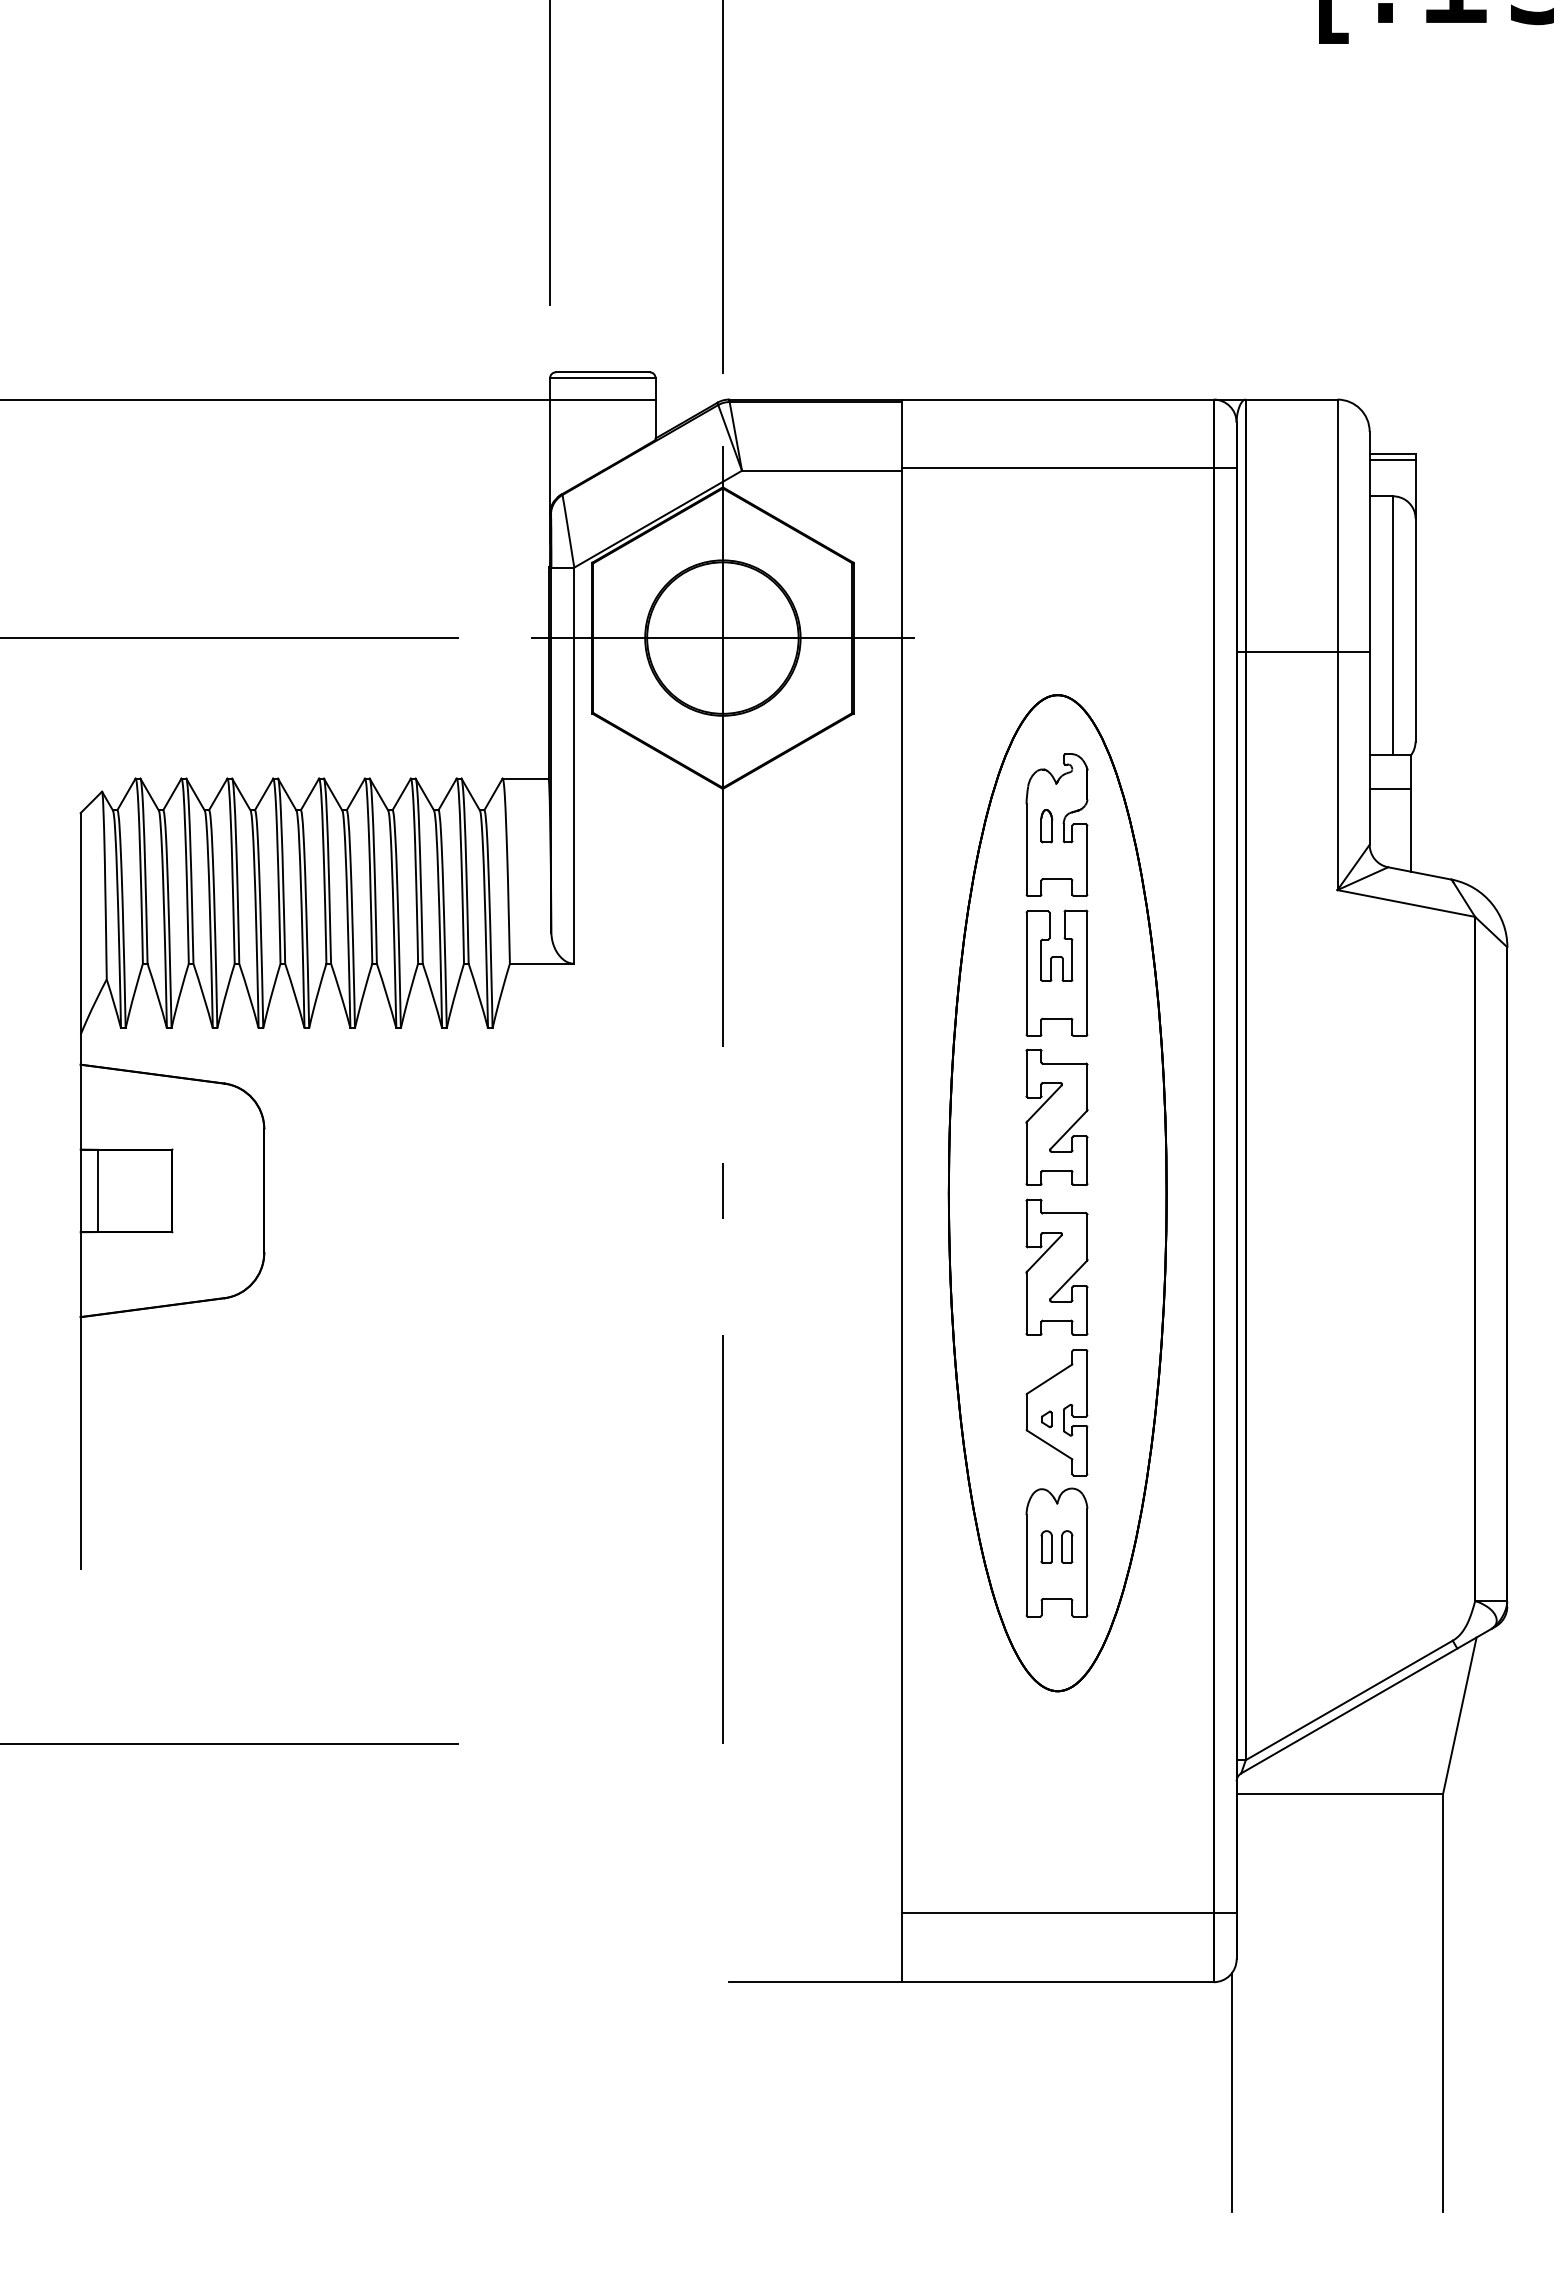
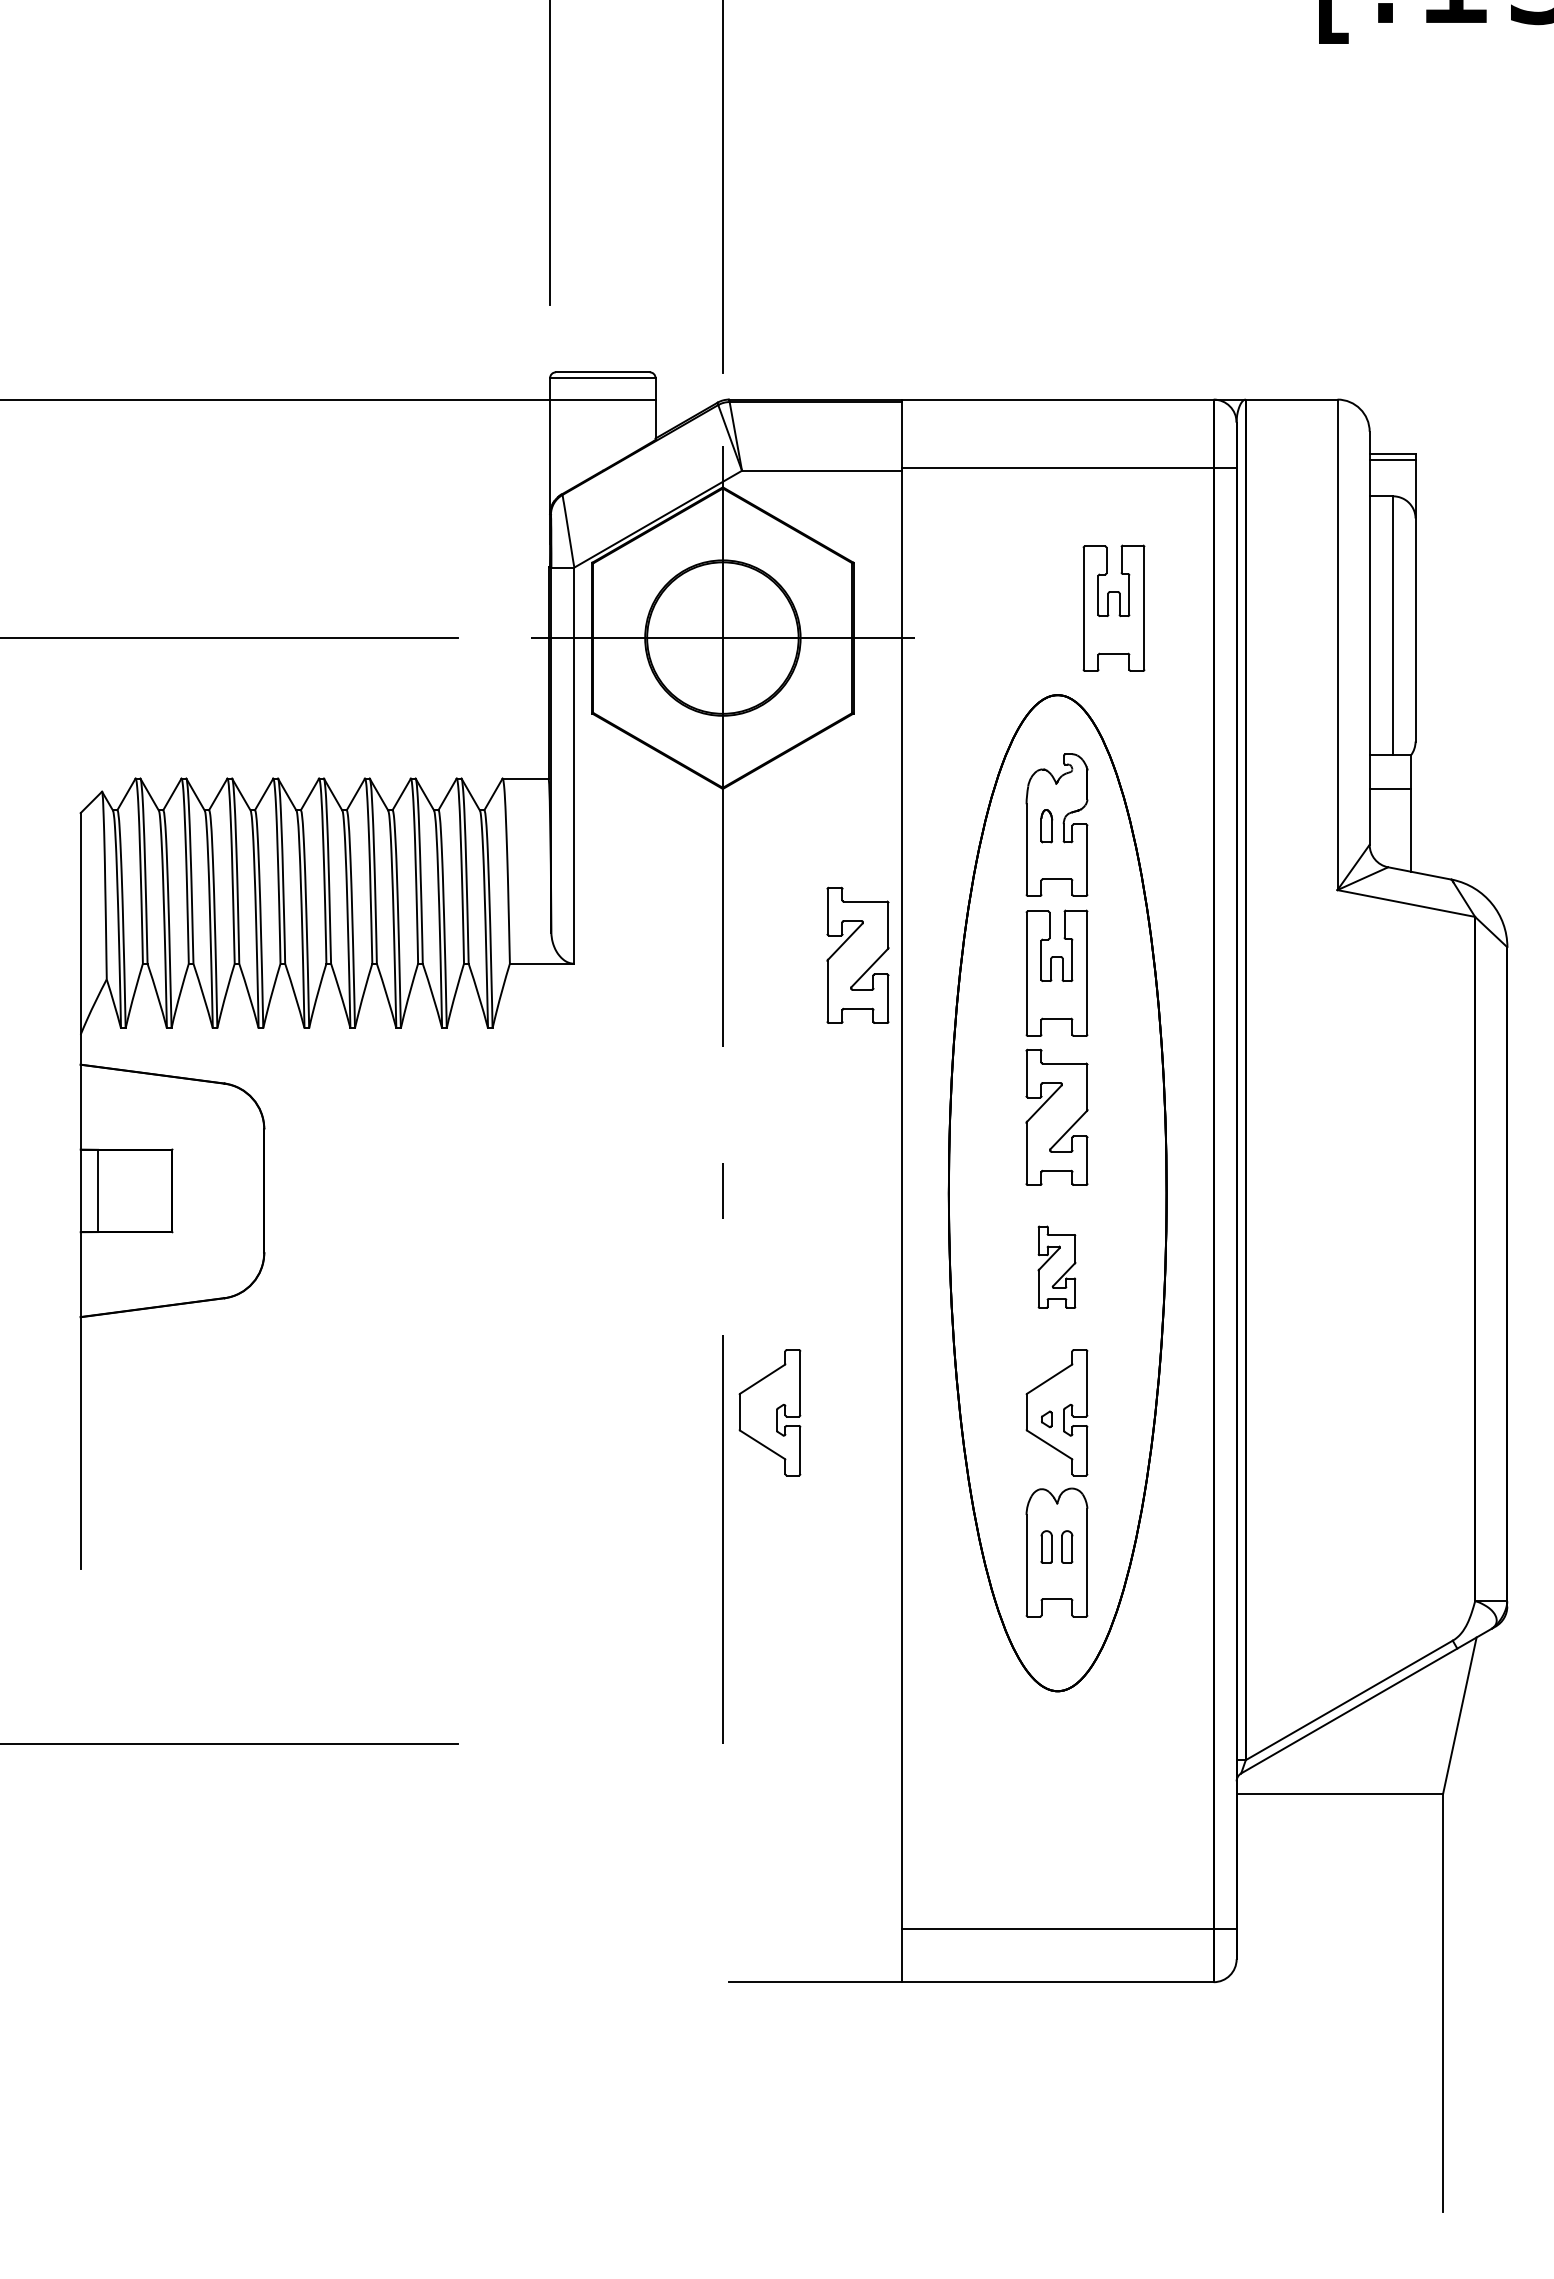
part: none -> present (1113, 607)
line: present -> none (1302, 651)
part: none -> present (857, 954)
part size: 64x138 px -> 40x84 px (1056, 1266)
part: none -> present (769, 1412)
line position: (1068, 1913) -> (1068, 1929) (1068, 1929)
line: present -> none (1232, 2091)
